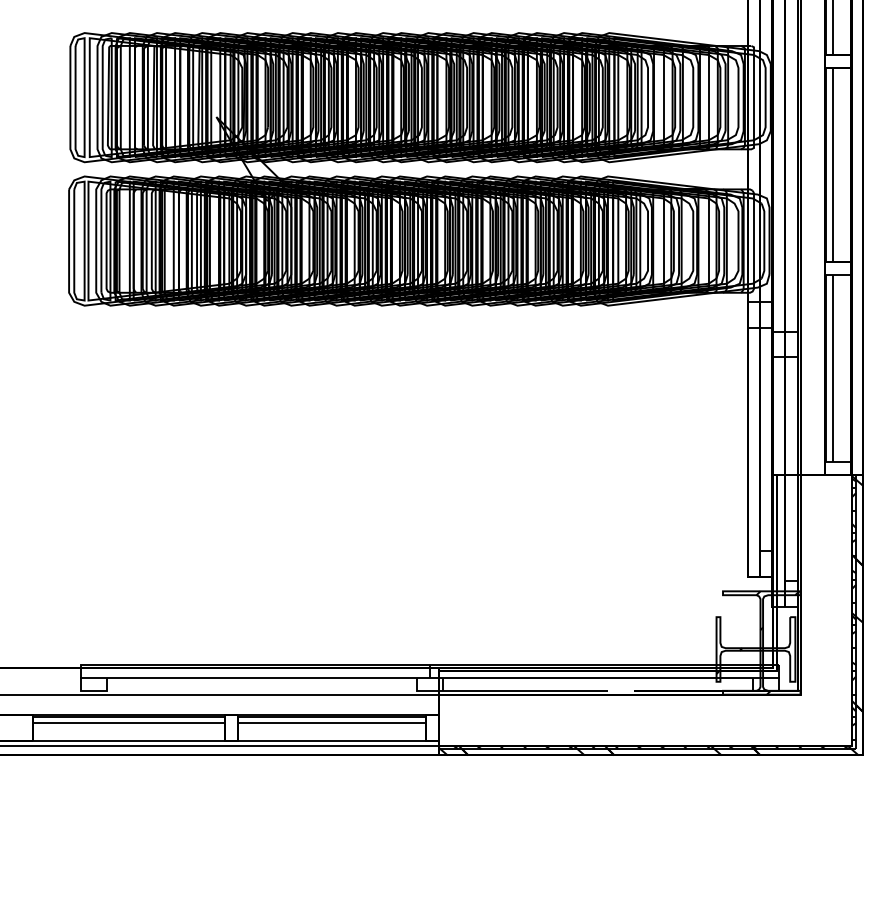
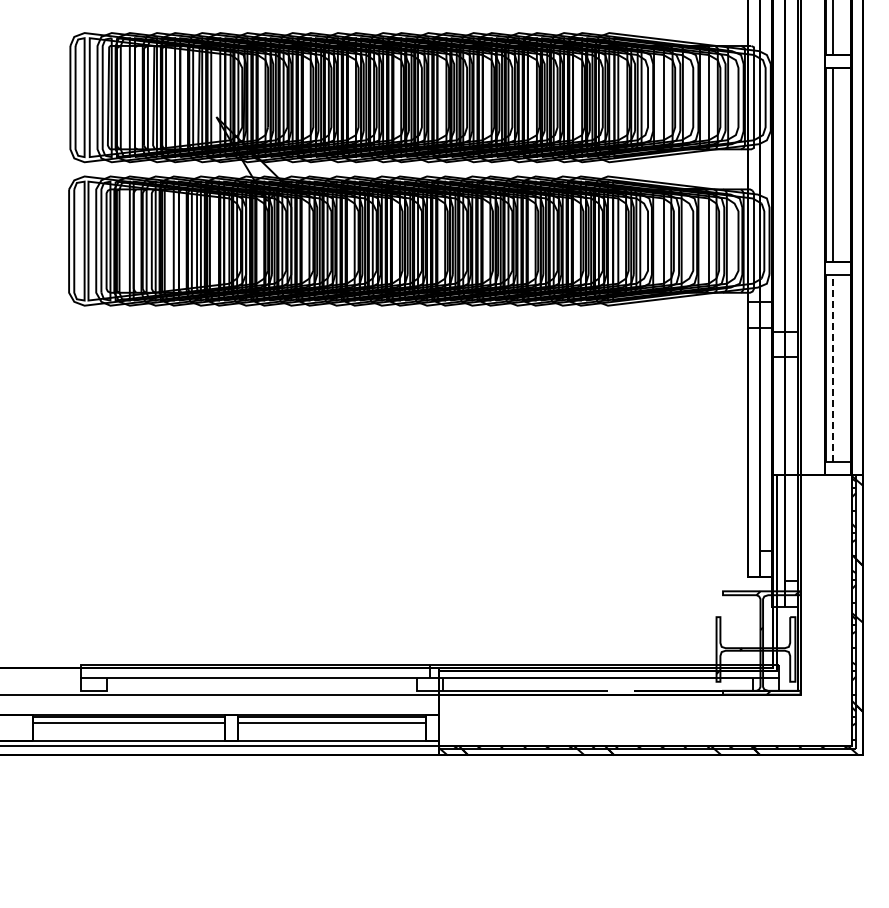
line: solid -> dashed (832, 368)
